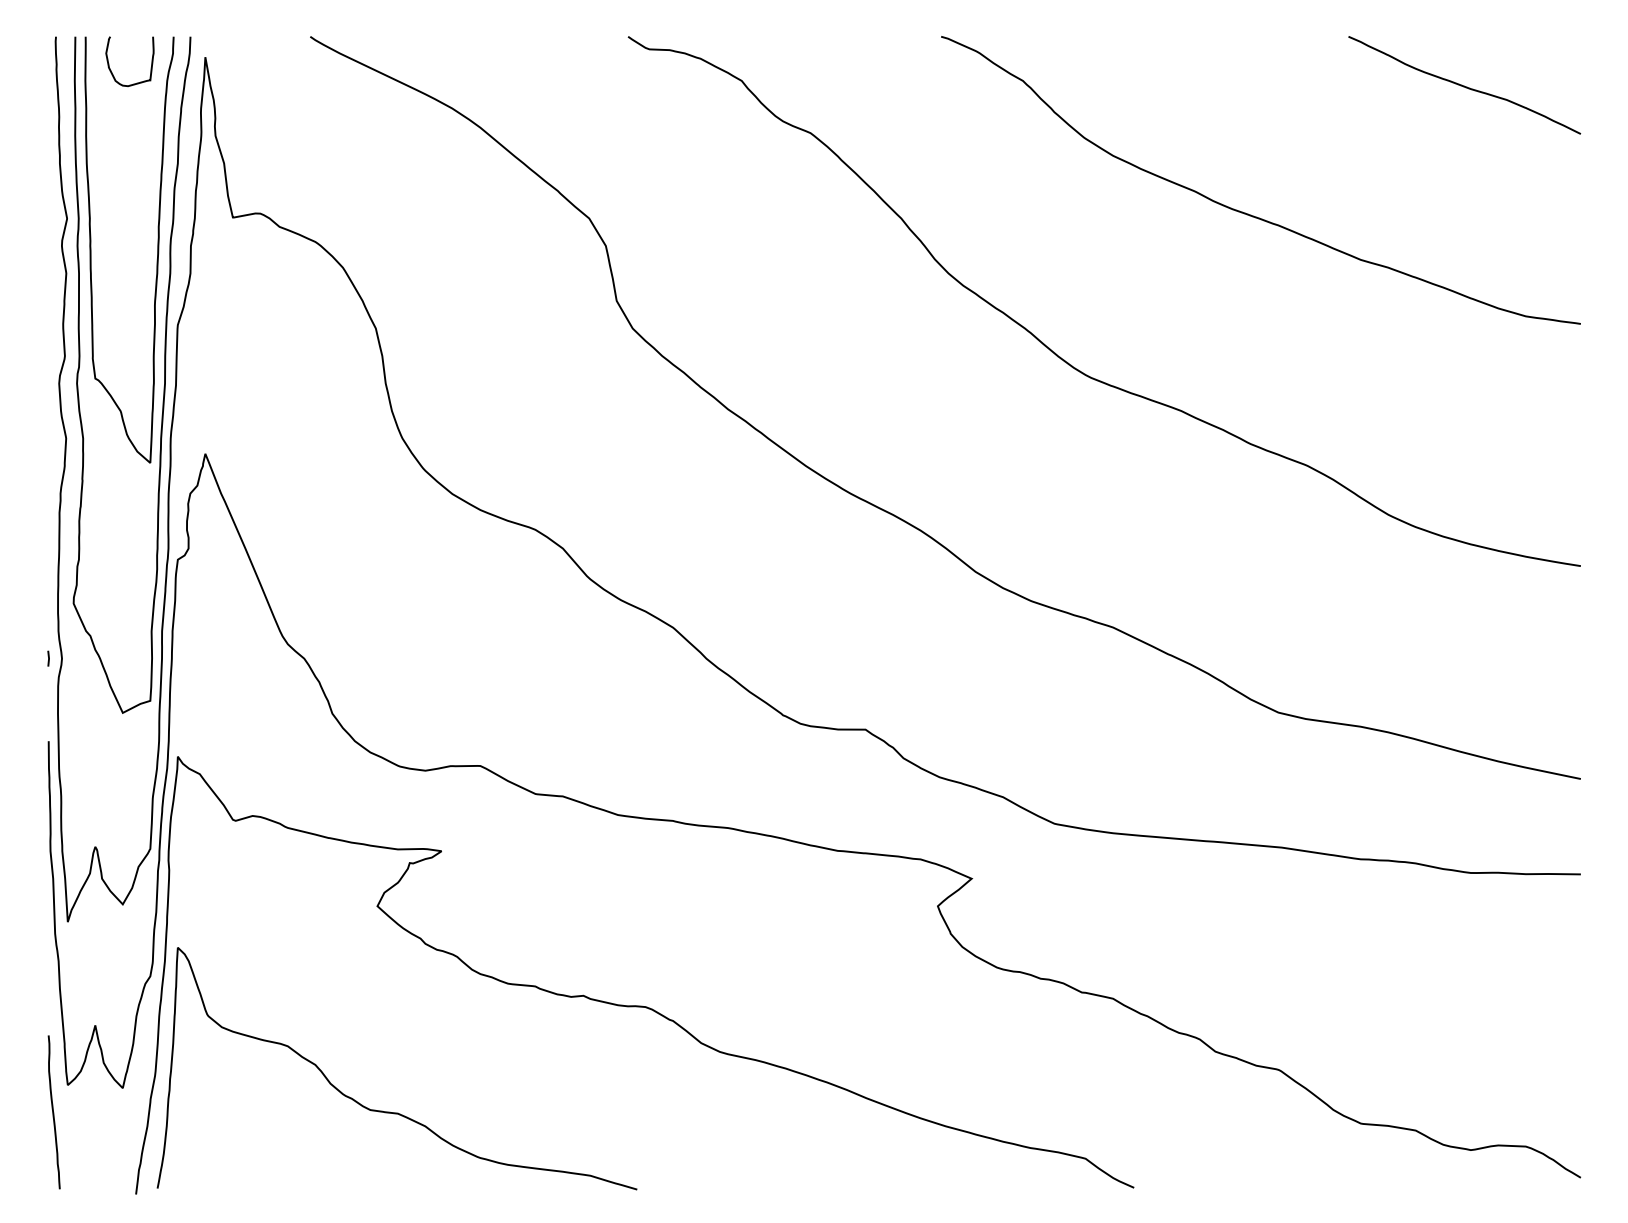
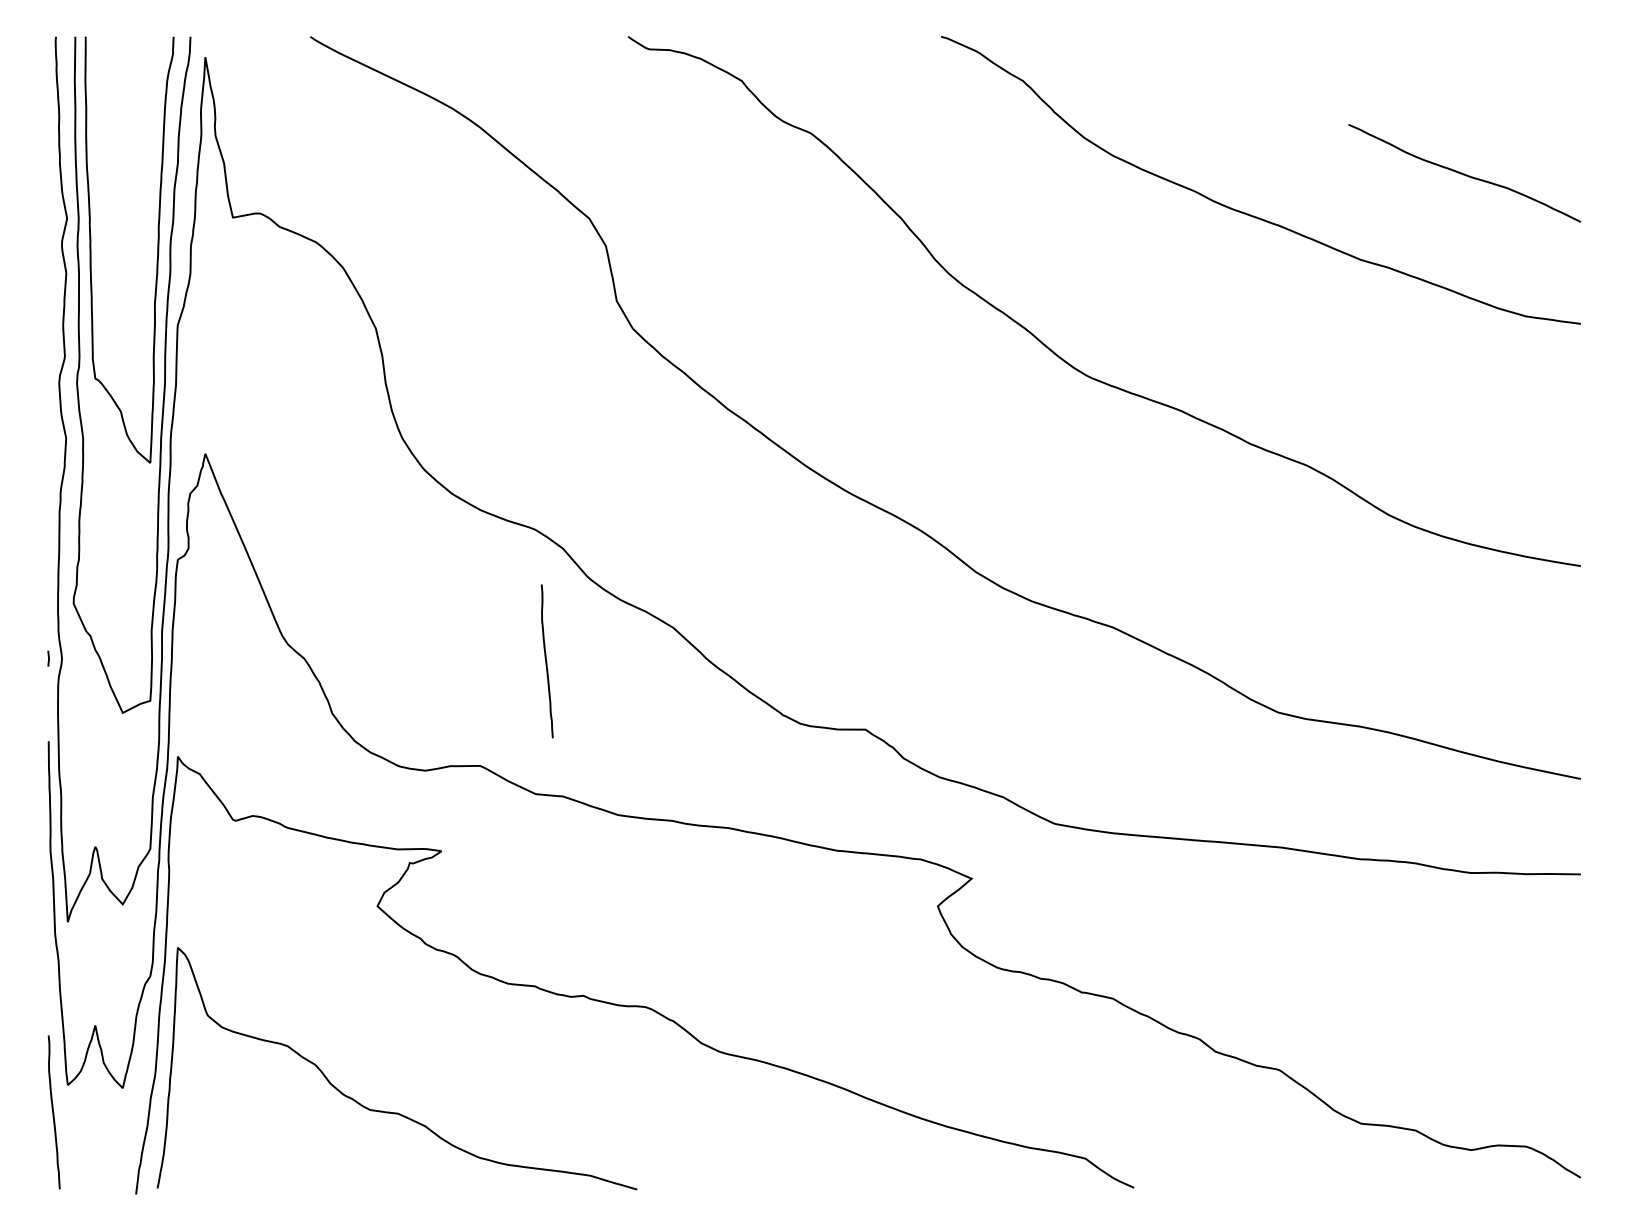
curve: present -> none (109, 63)
curve position: (1464, 85) -> (1464, 173) (1464, 173)
curve: none -> present (546, 661)
